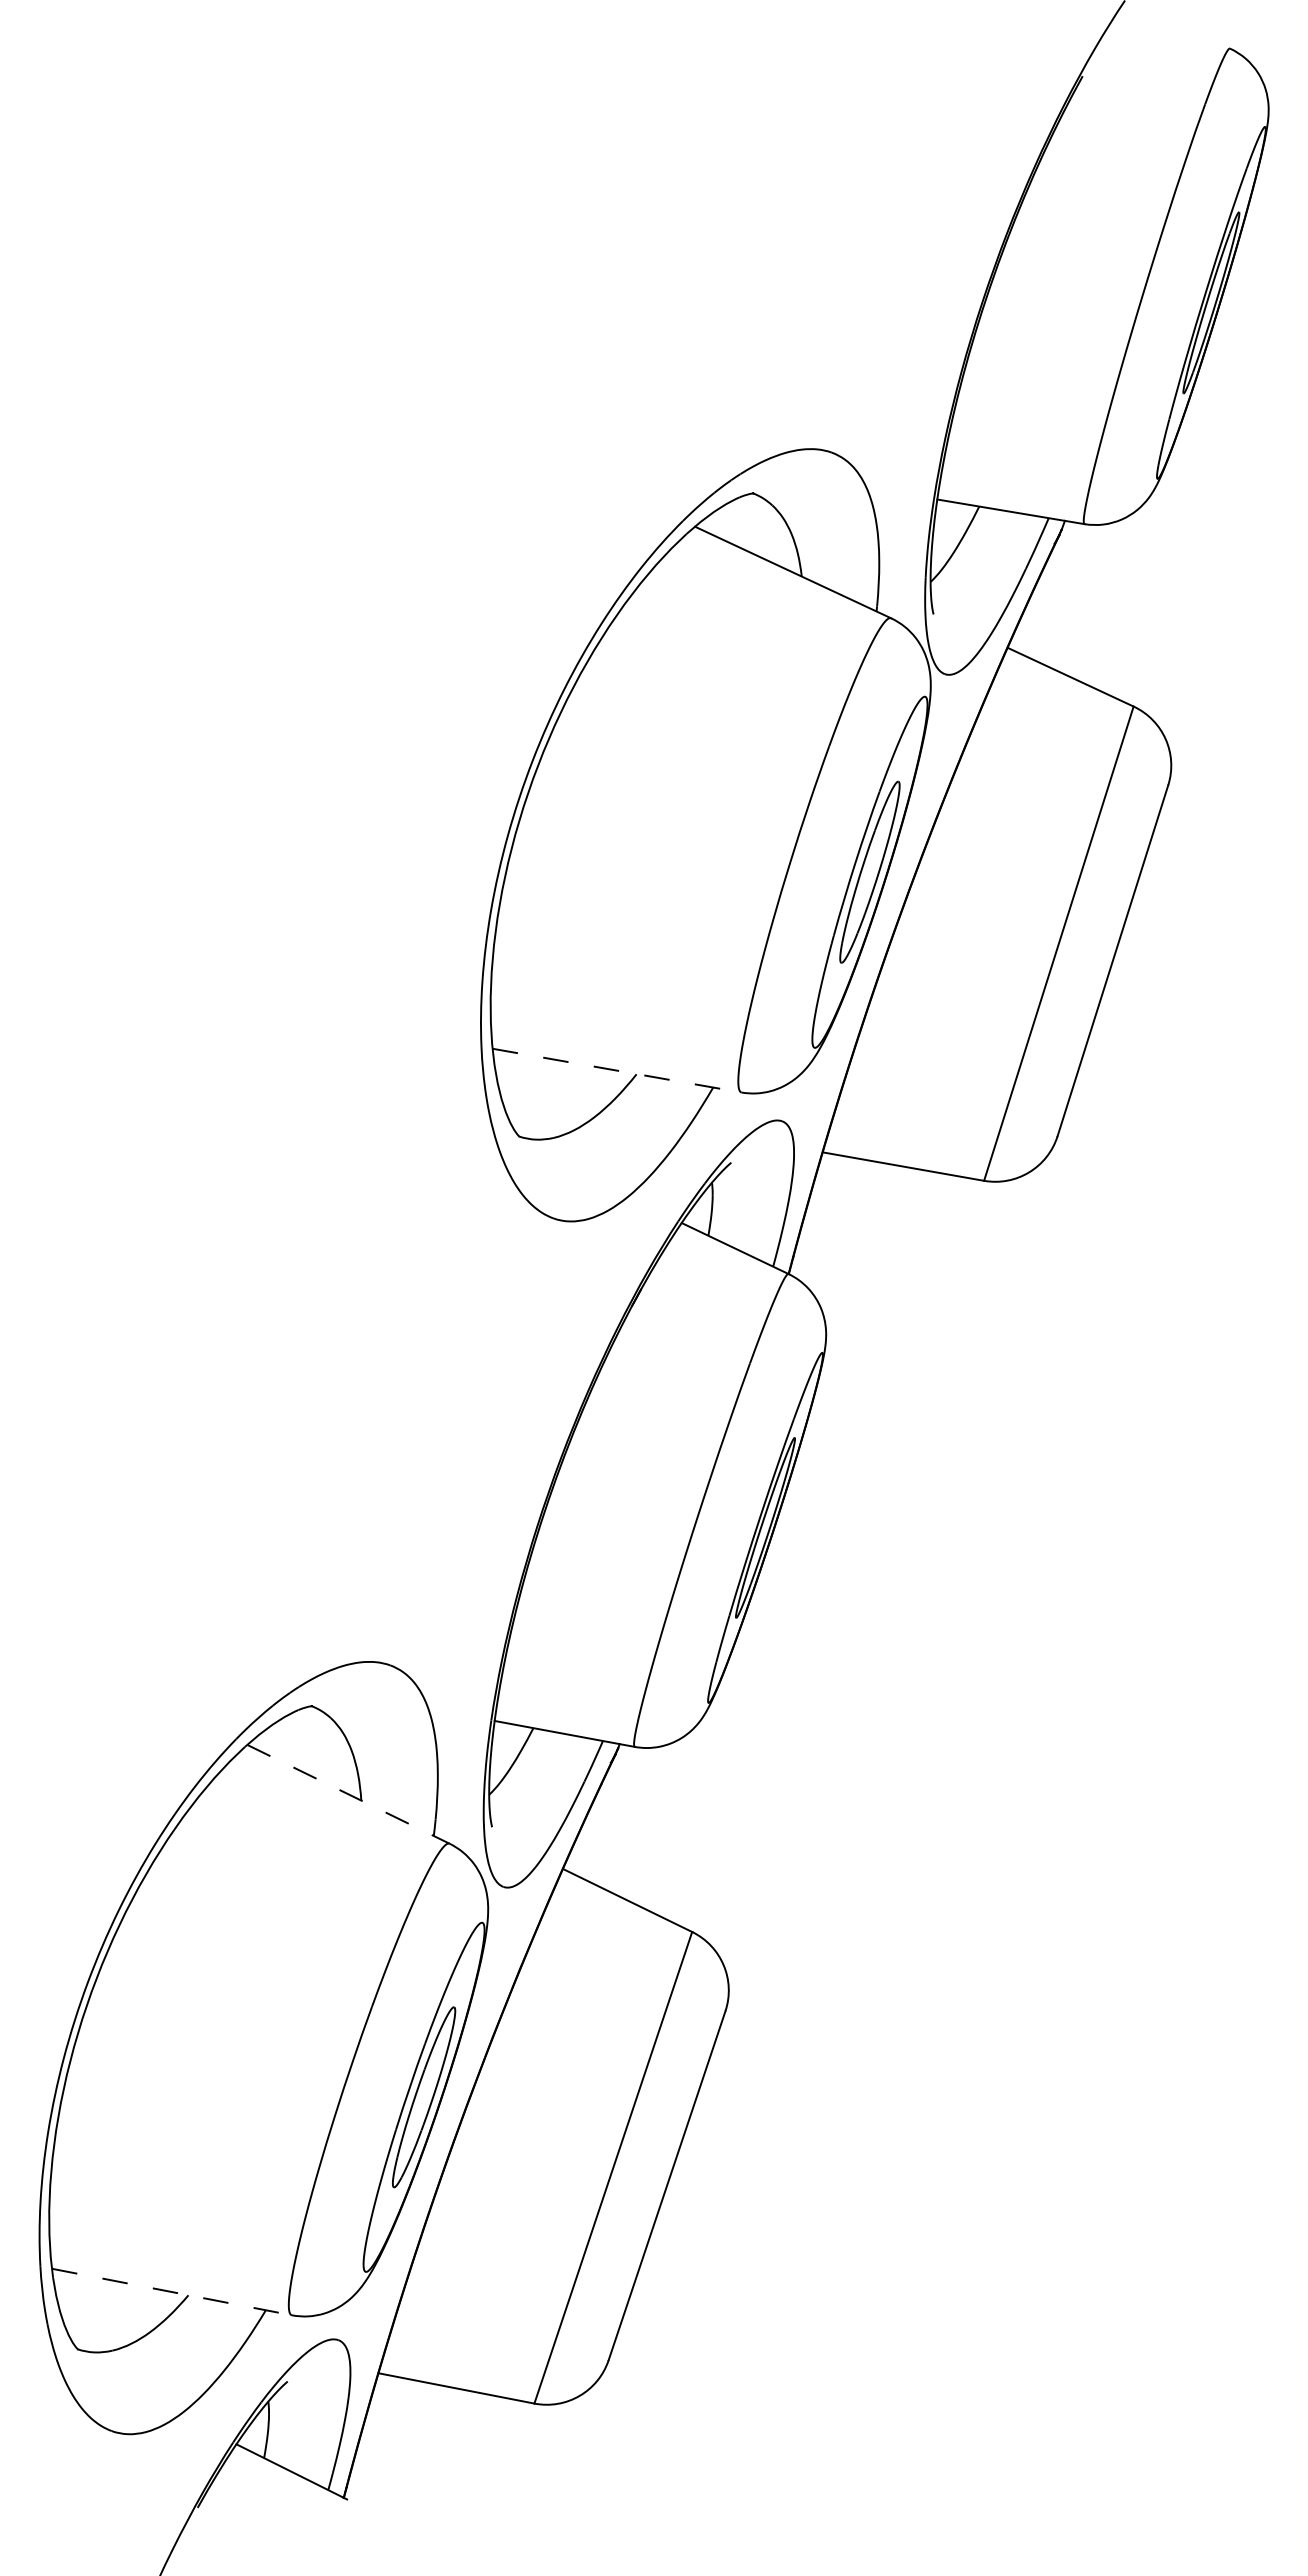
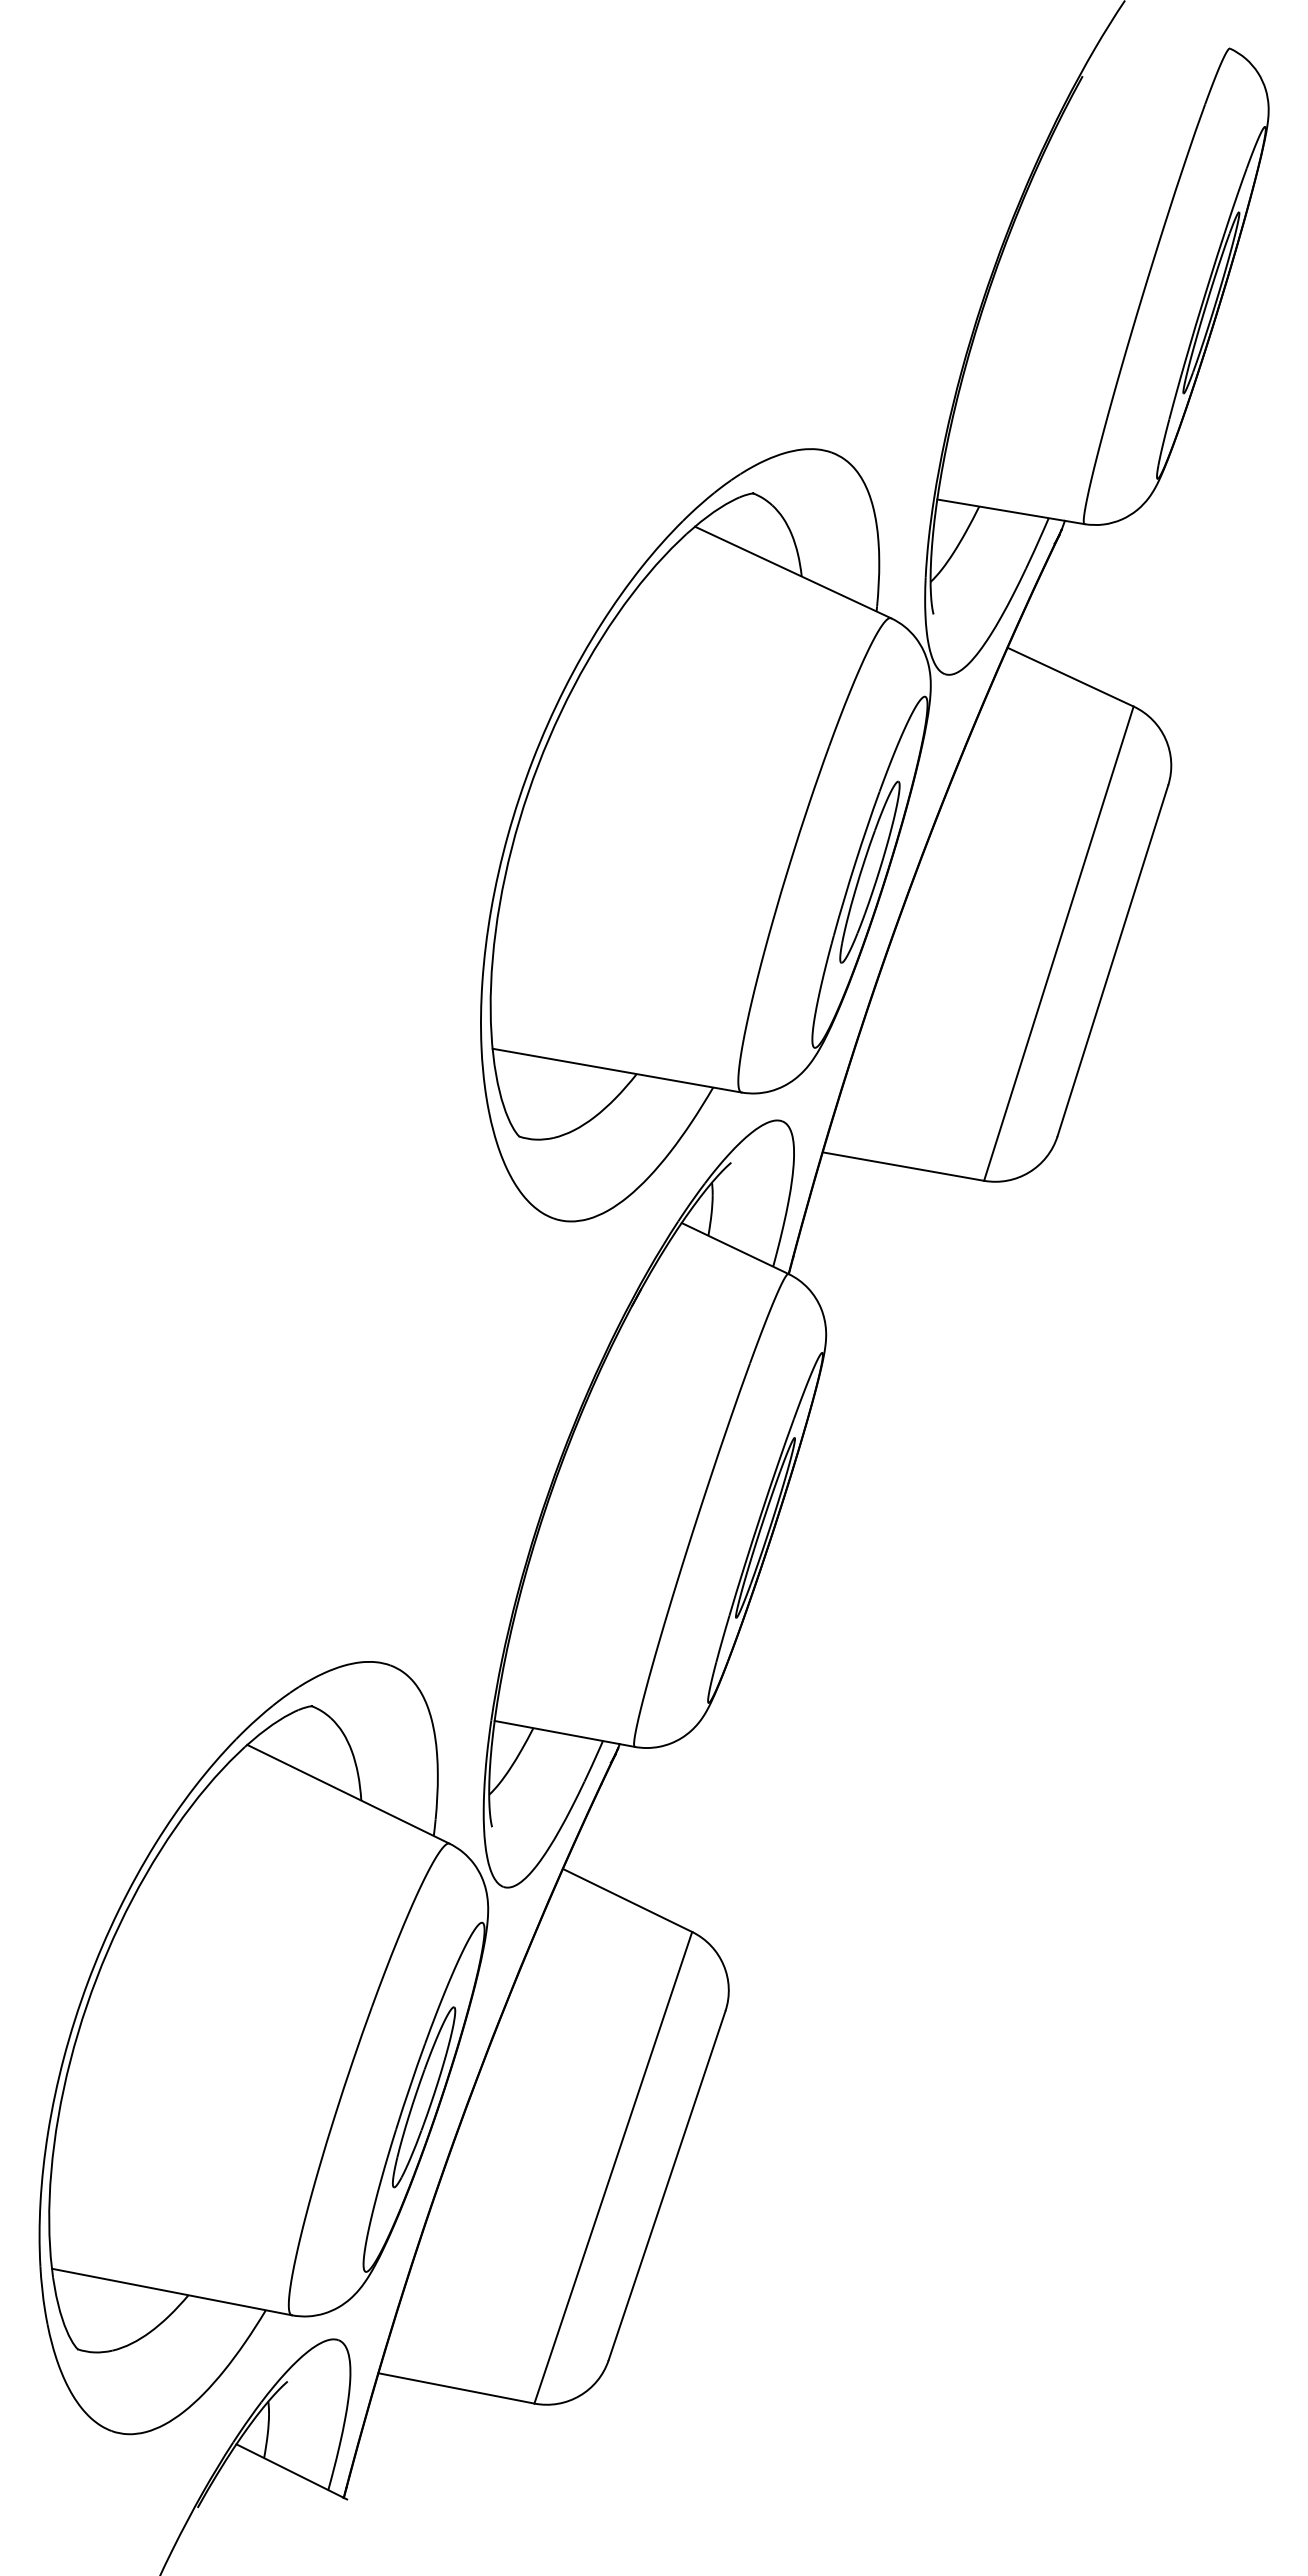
line: dashed -> solid (617, 1070)
line: dashed -> solid (348, 1794)
line: dashed -> solid (172, 2292)
